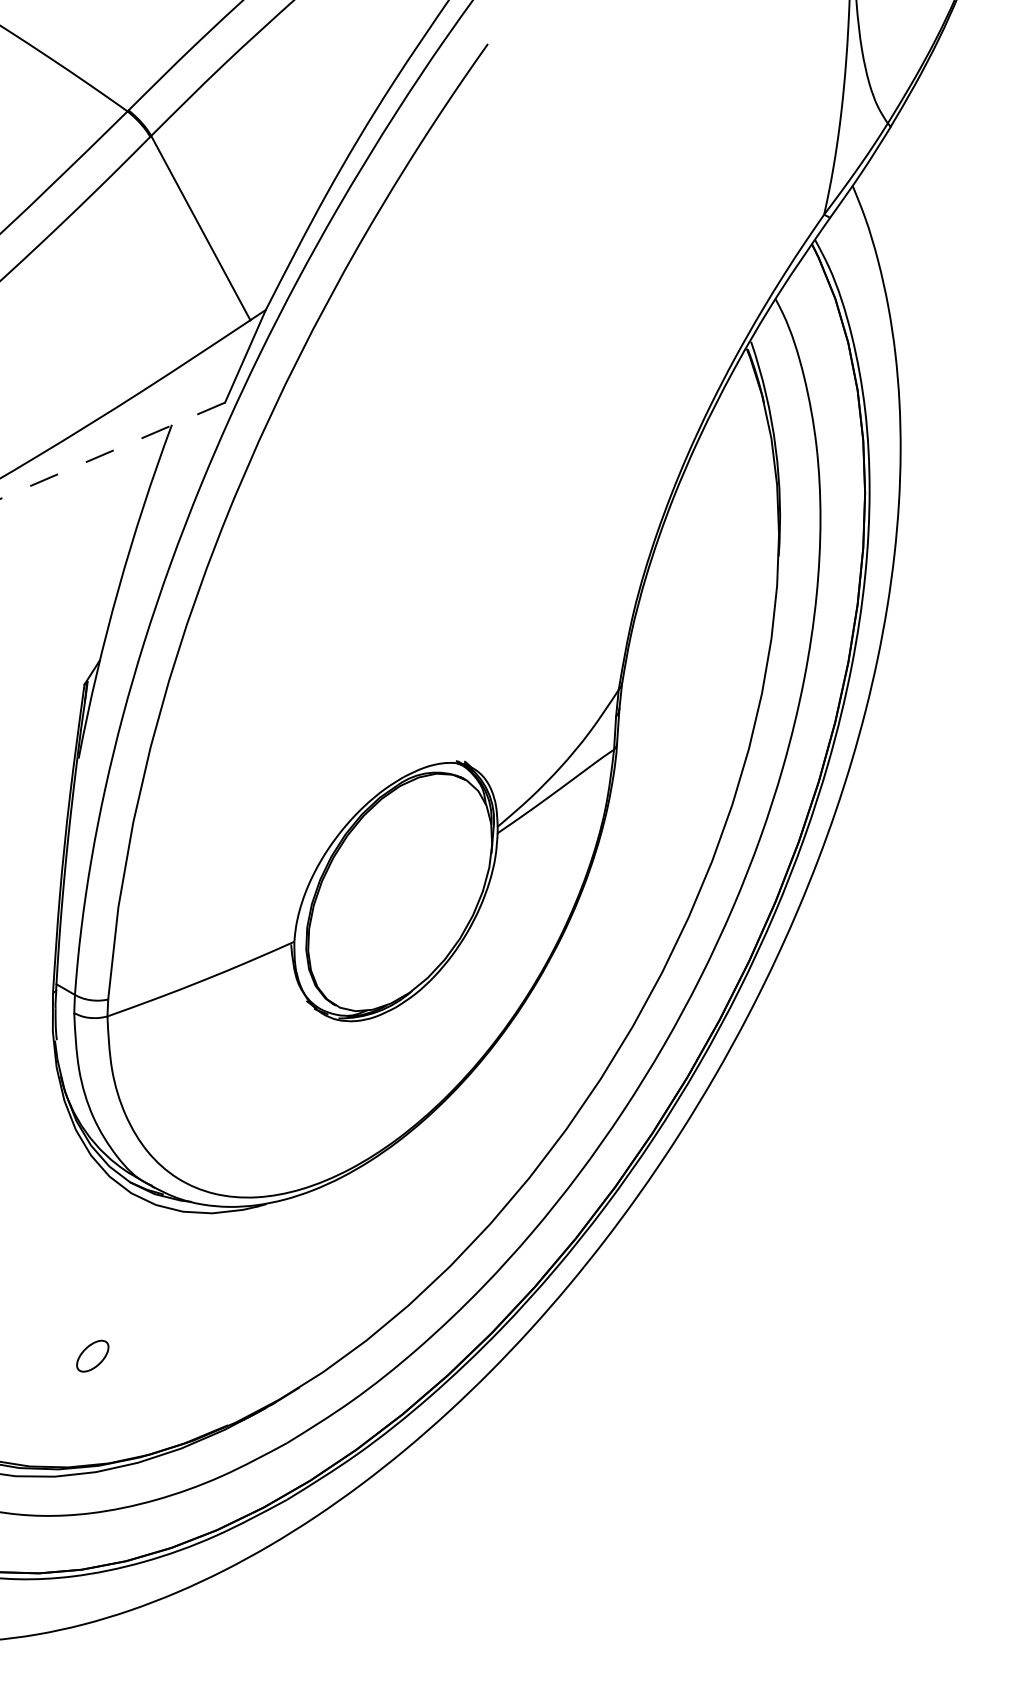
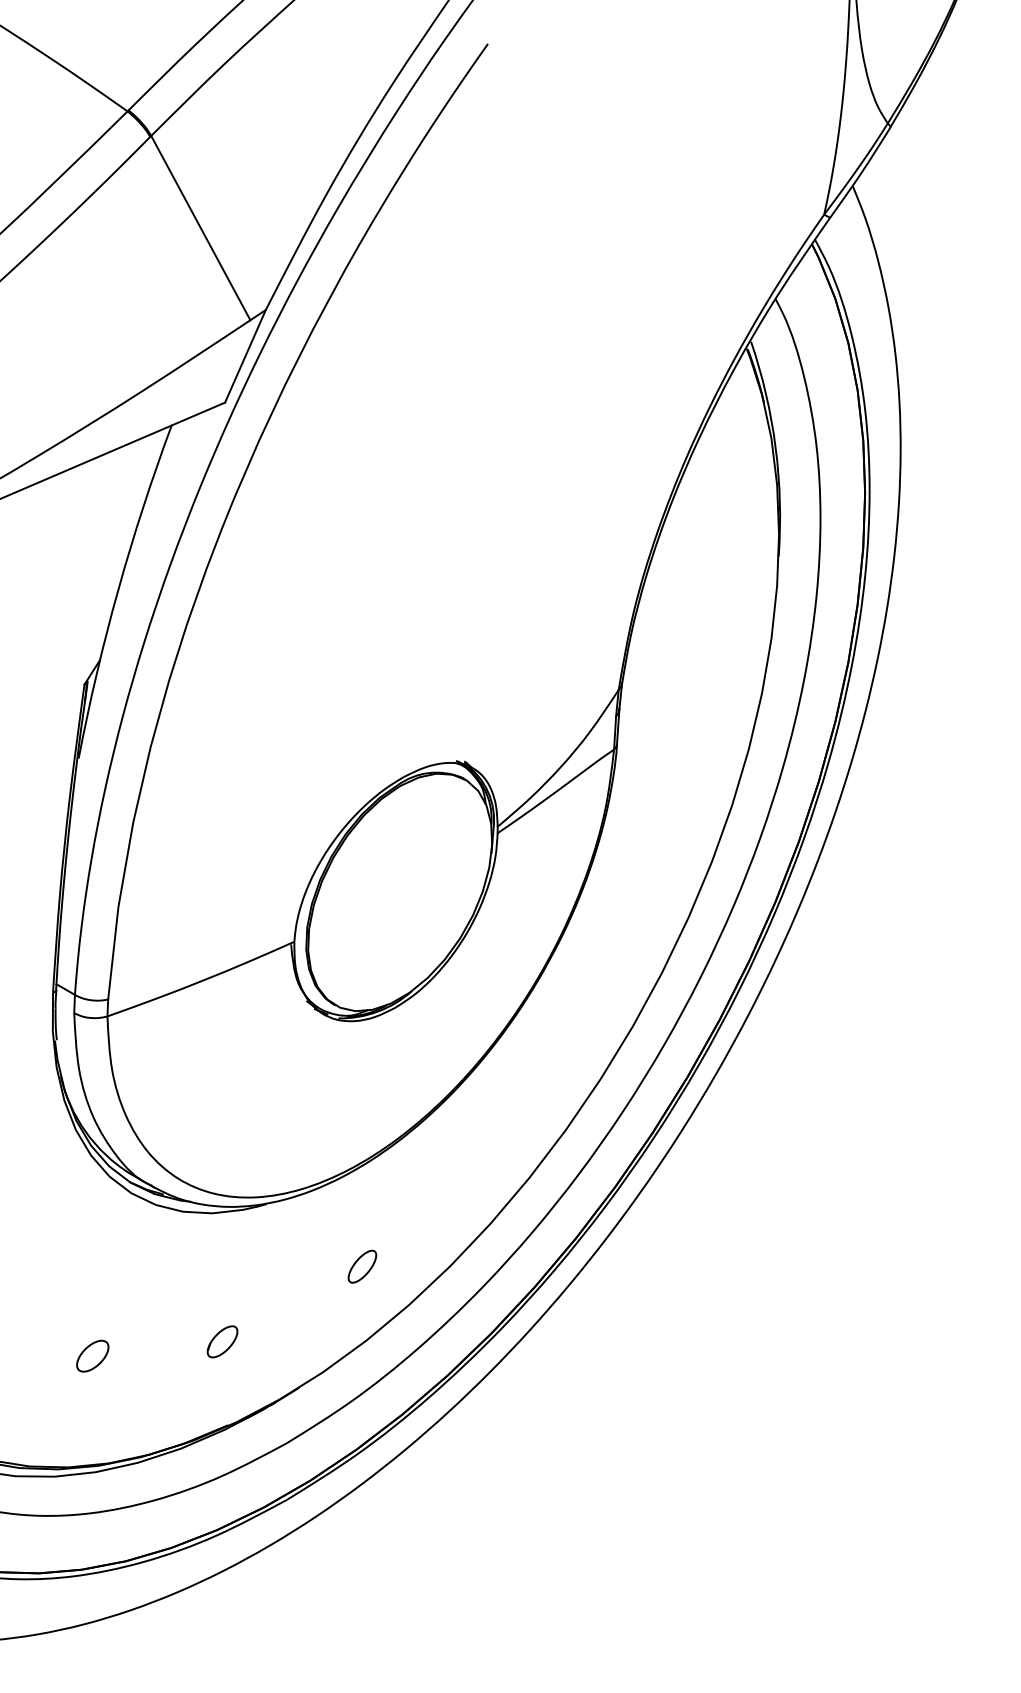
line: dashed -> solid (112, 451)
part: none -> present (362, 1266)
part: none -> present (222, 1341)
